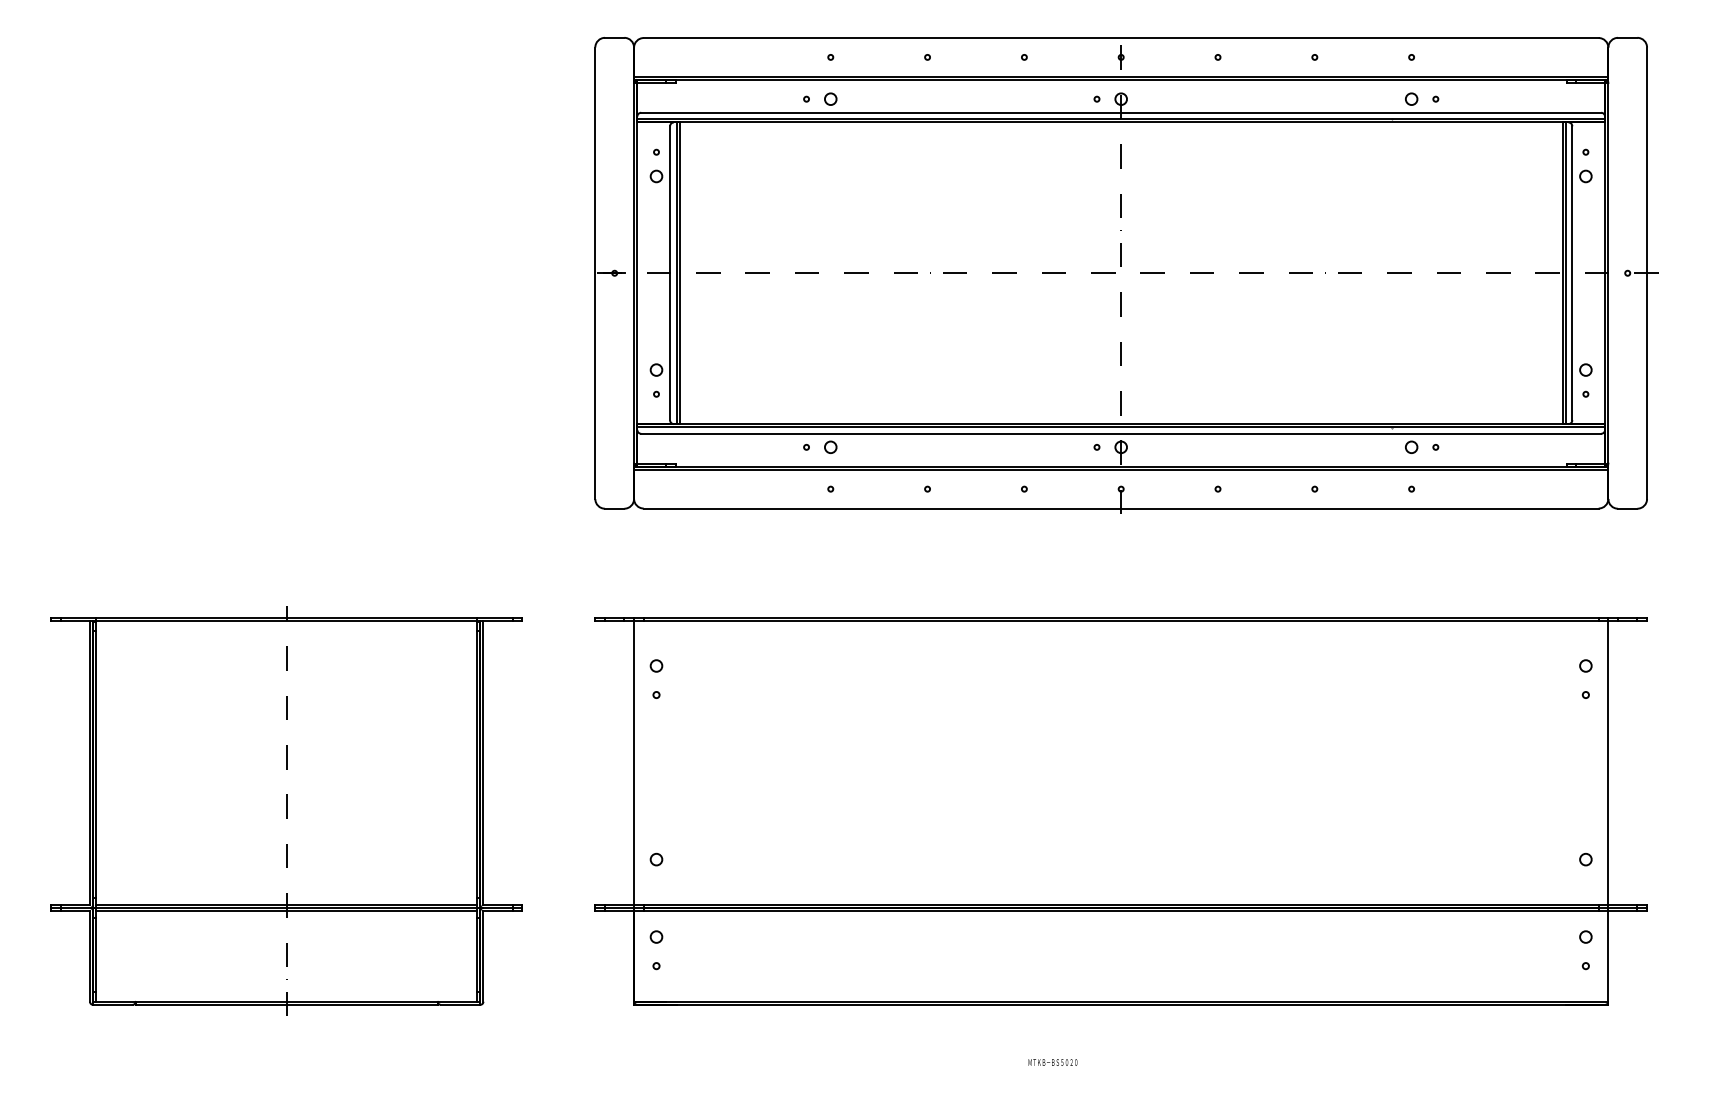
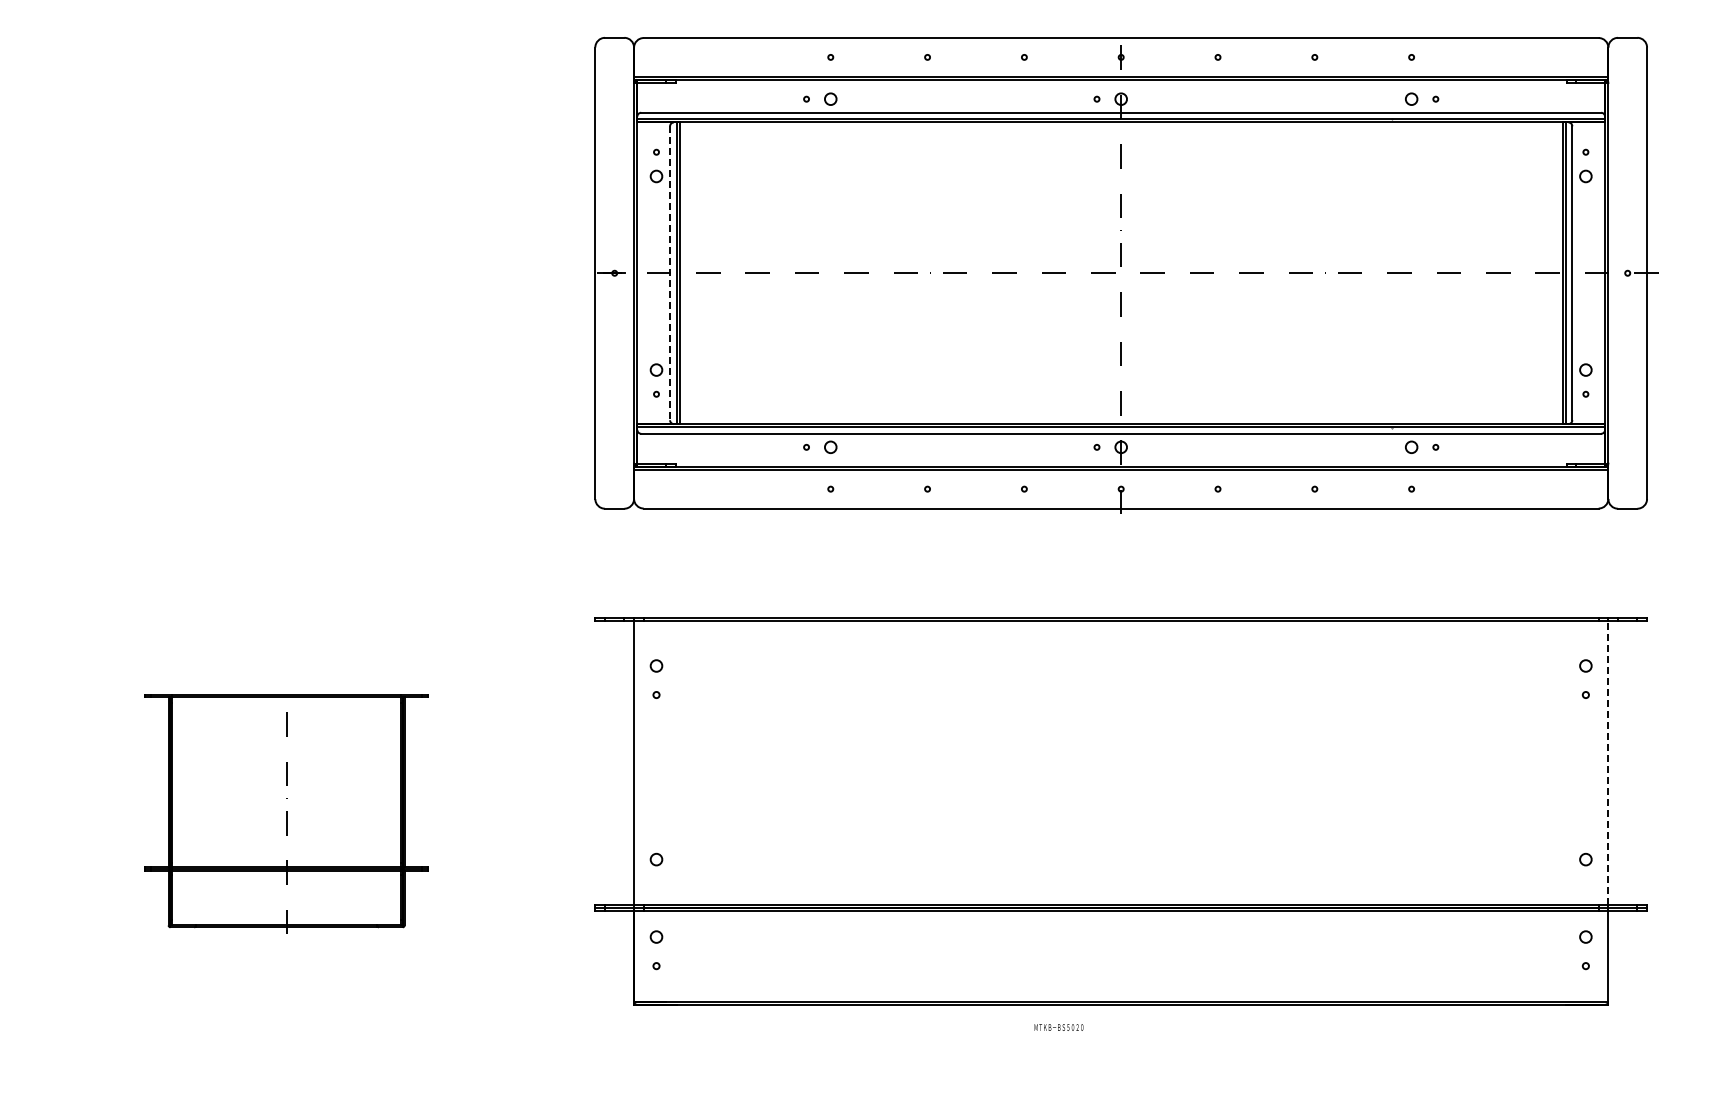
line: solid -> dashed (670, 273)
line: solid -> dashed (1608, 762)
part size: 473x410 px -> 285x240 px (286, 813)
text position: (1052, 1062) -> (1058, 1027) (1058, 1027)
